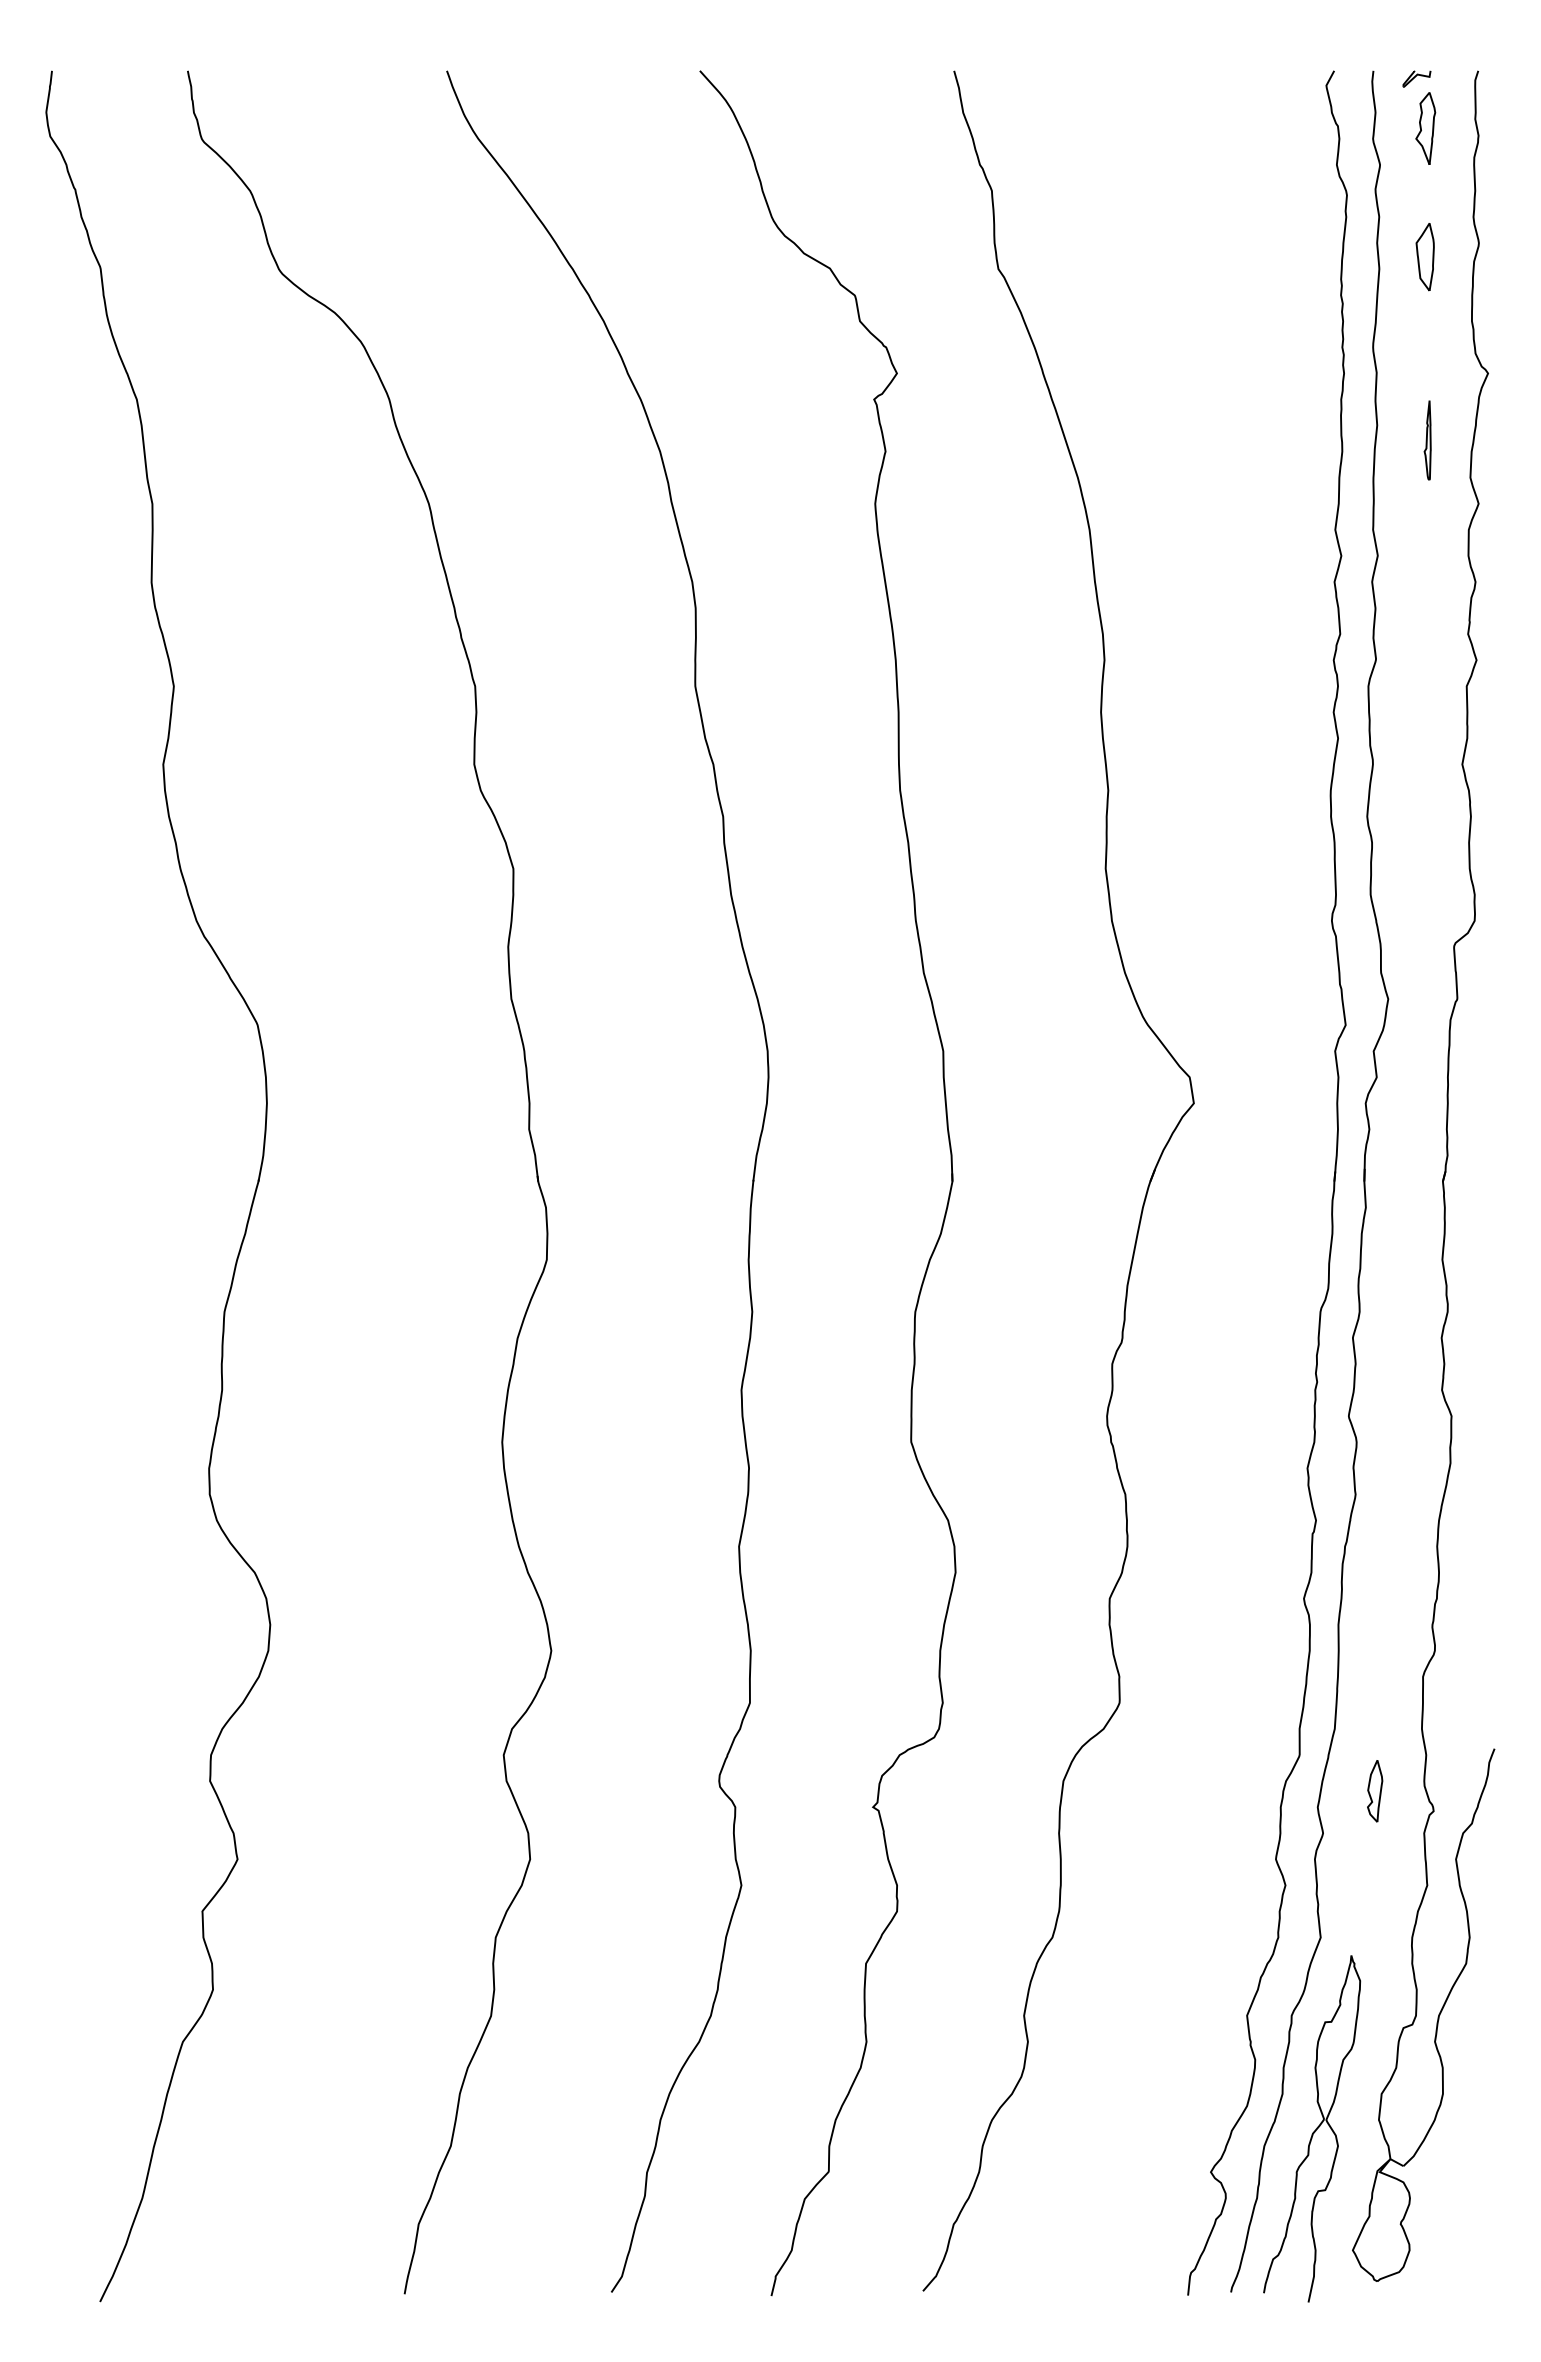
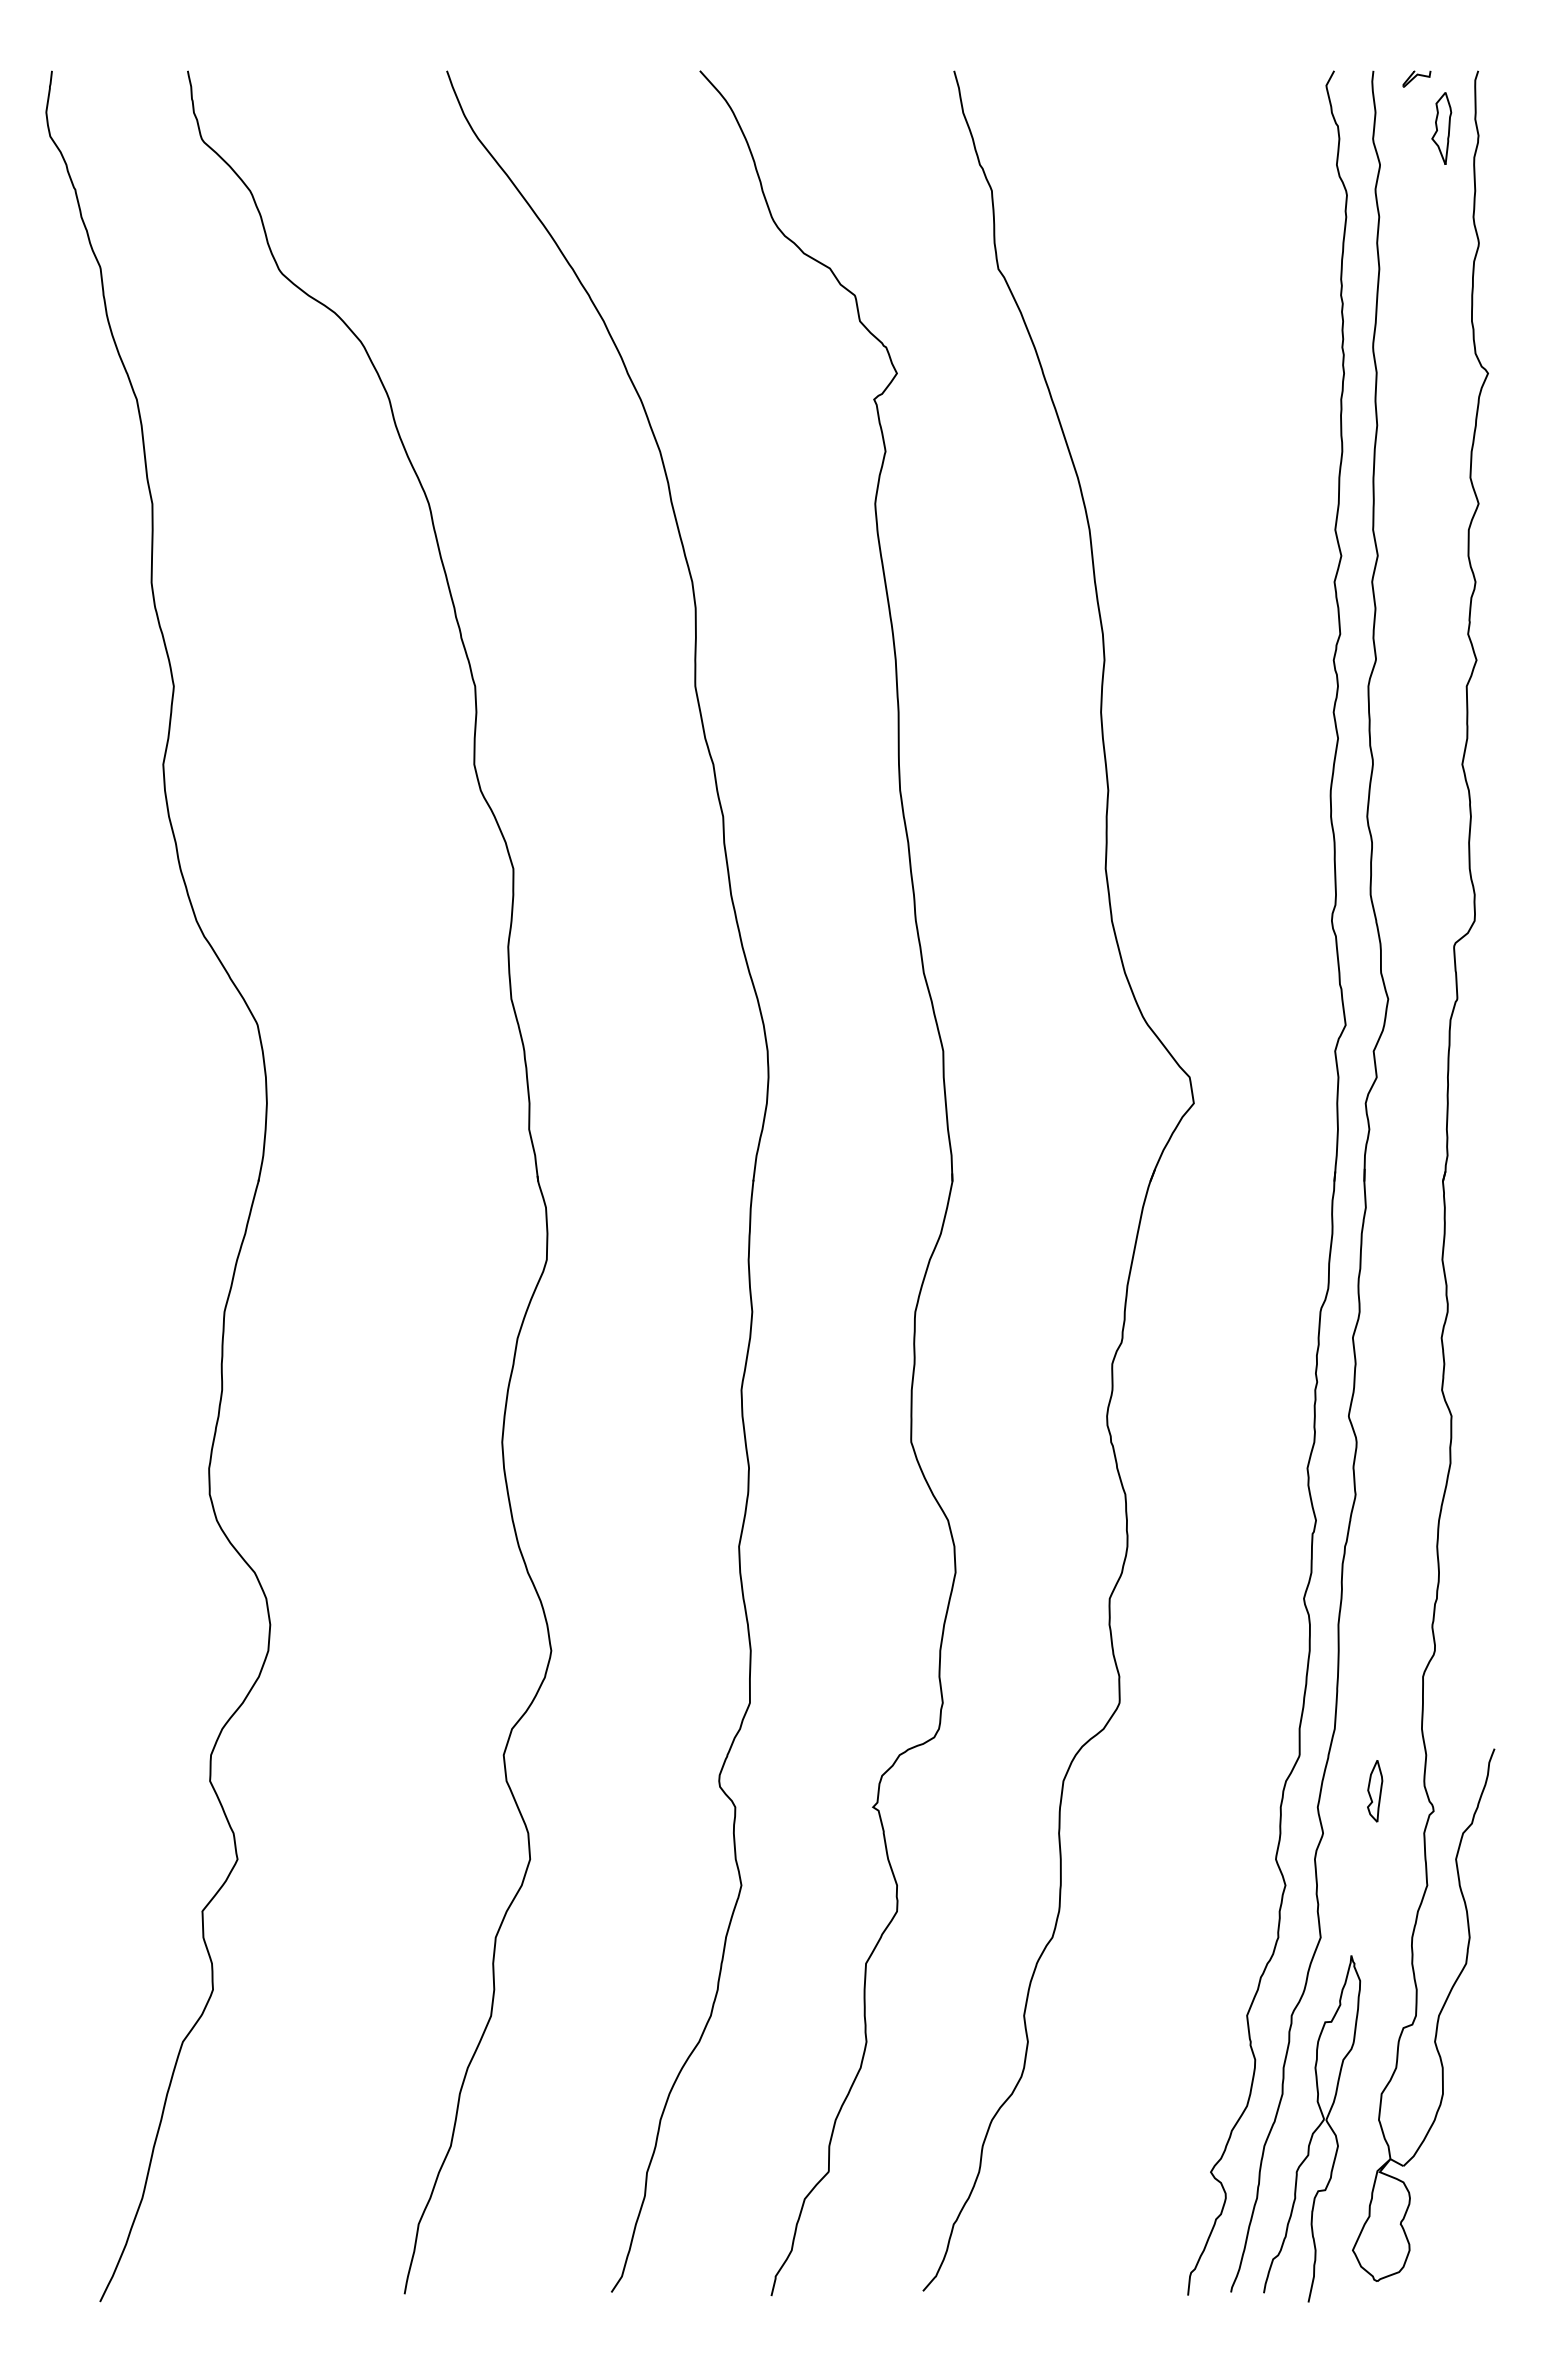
part position: (1425, 128) -> (1441, 128) (1441, 128)
part: present -> none (1424, 257)
part: present -> none (1427, 440)
